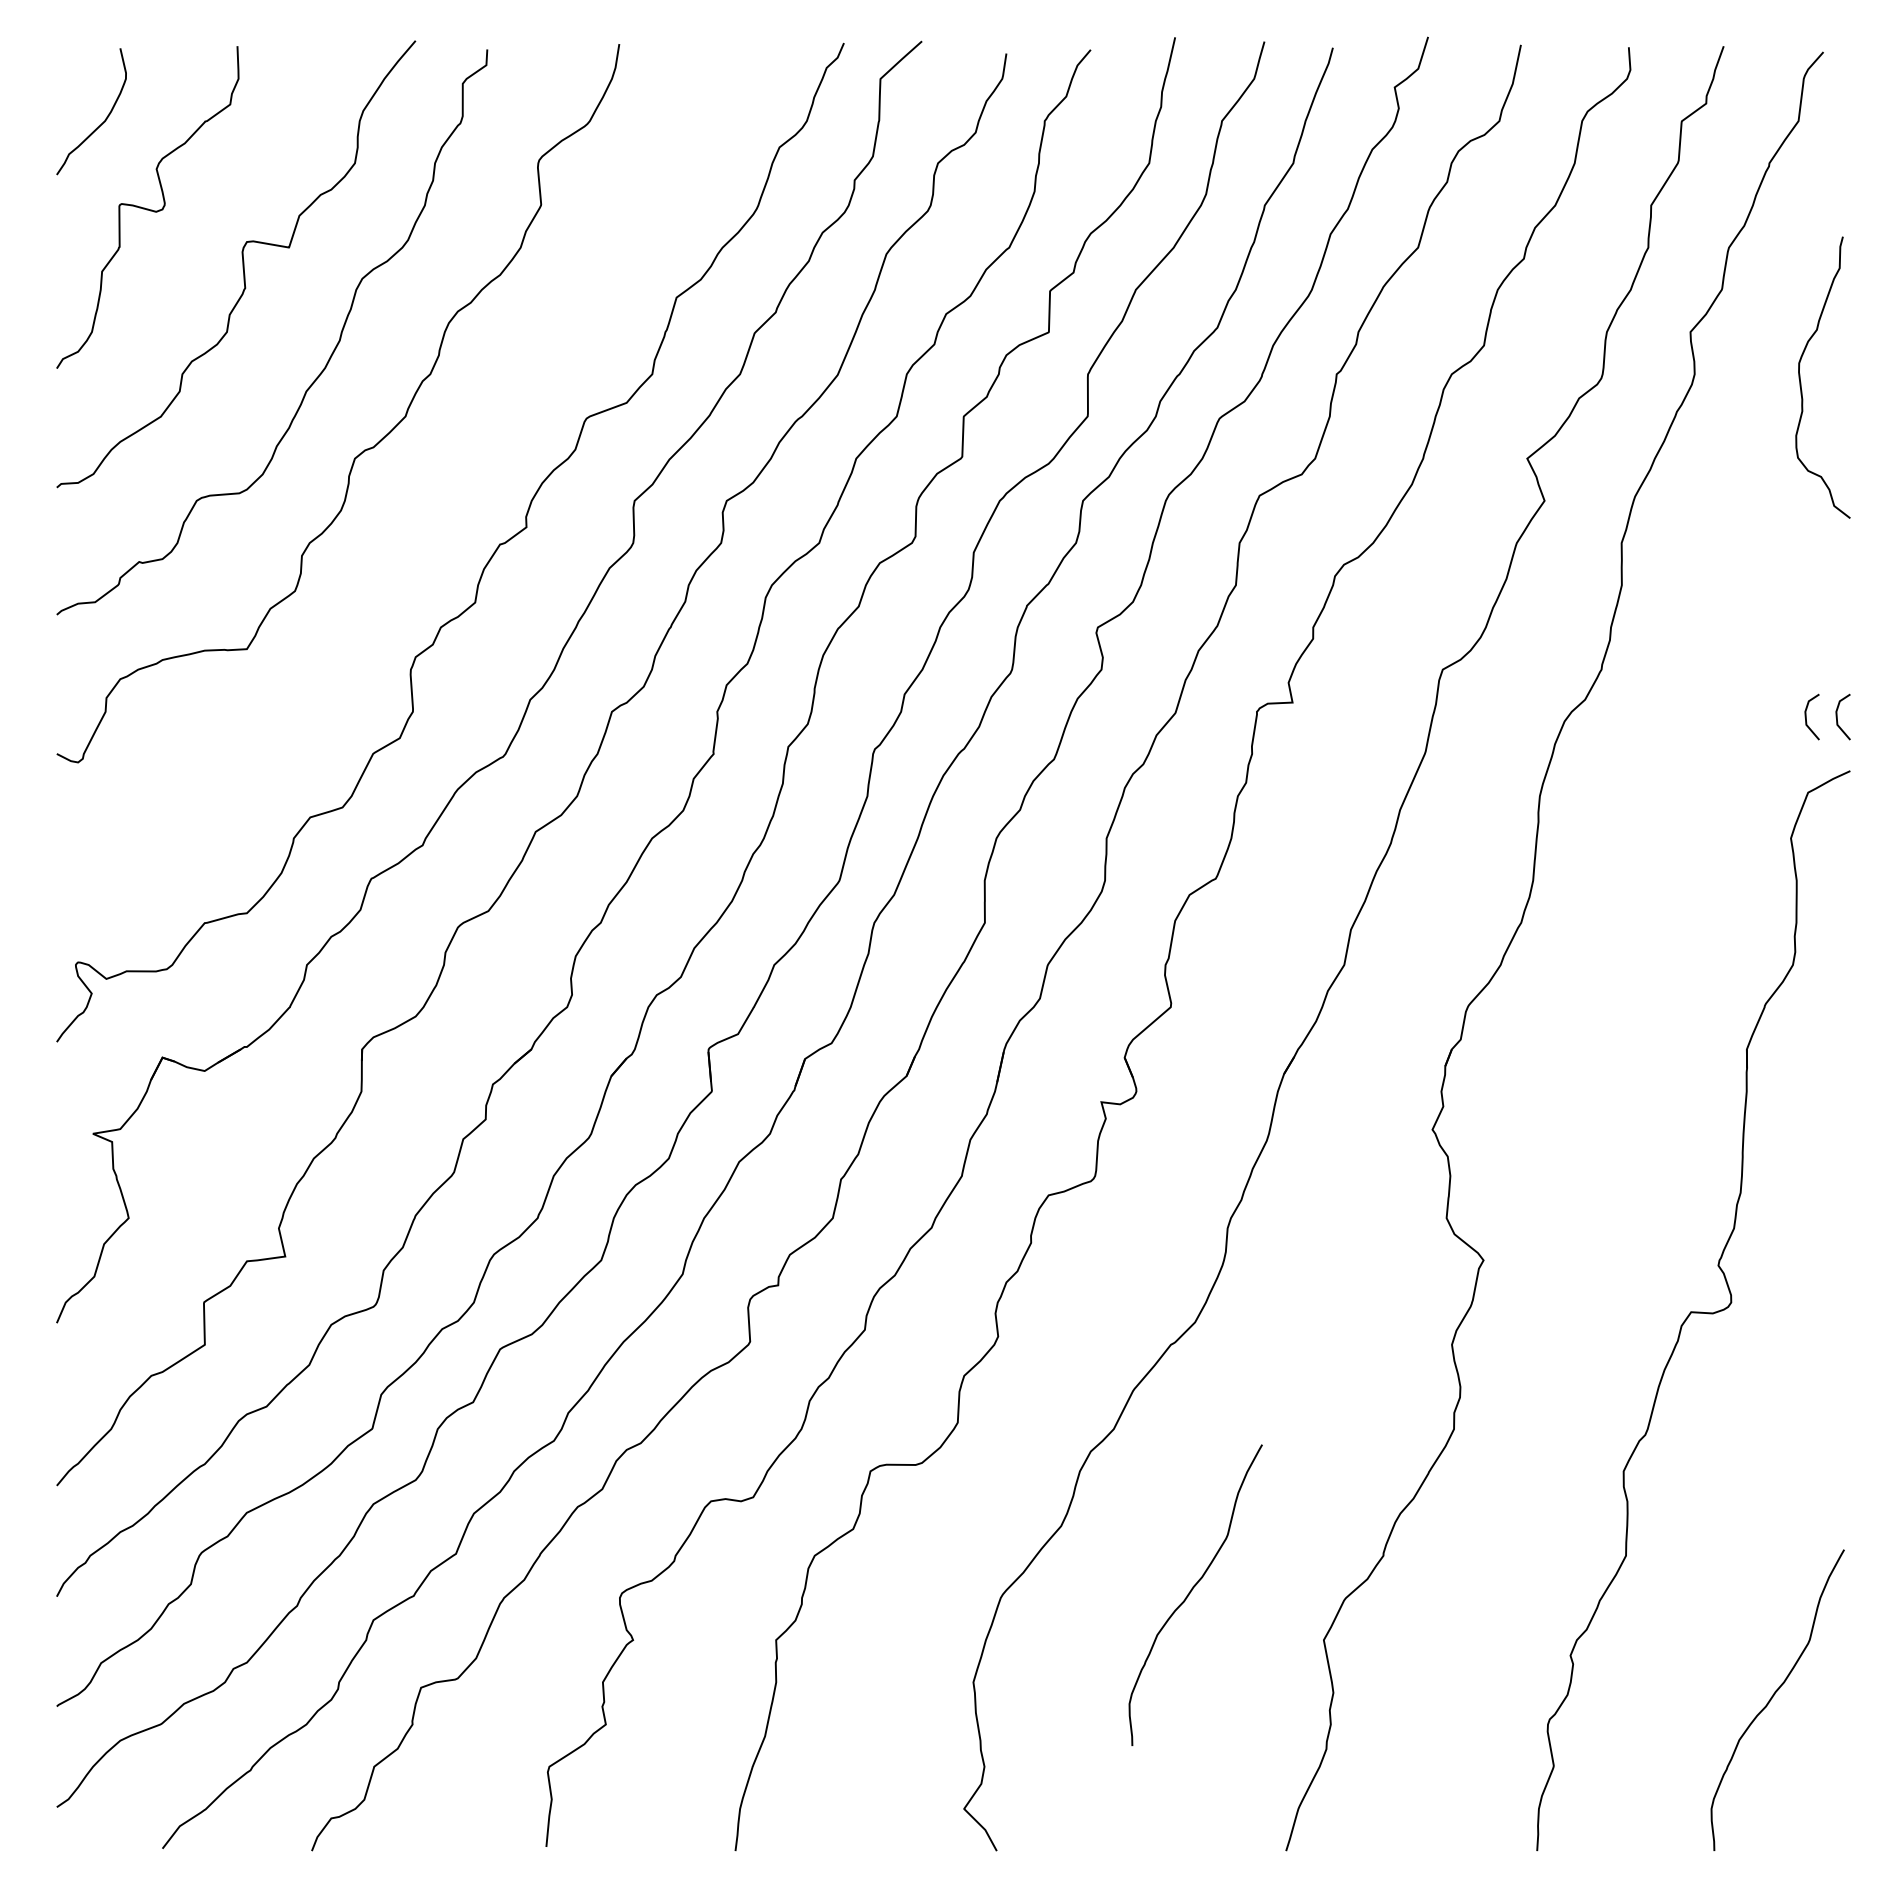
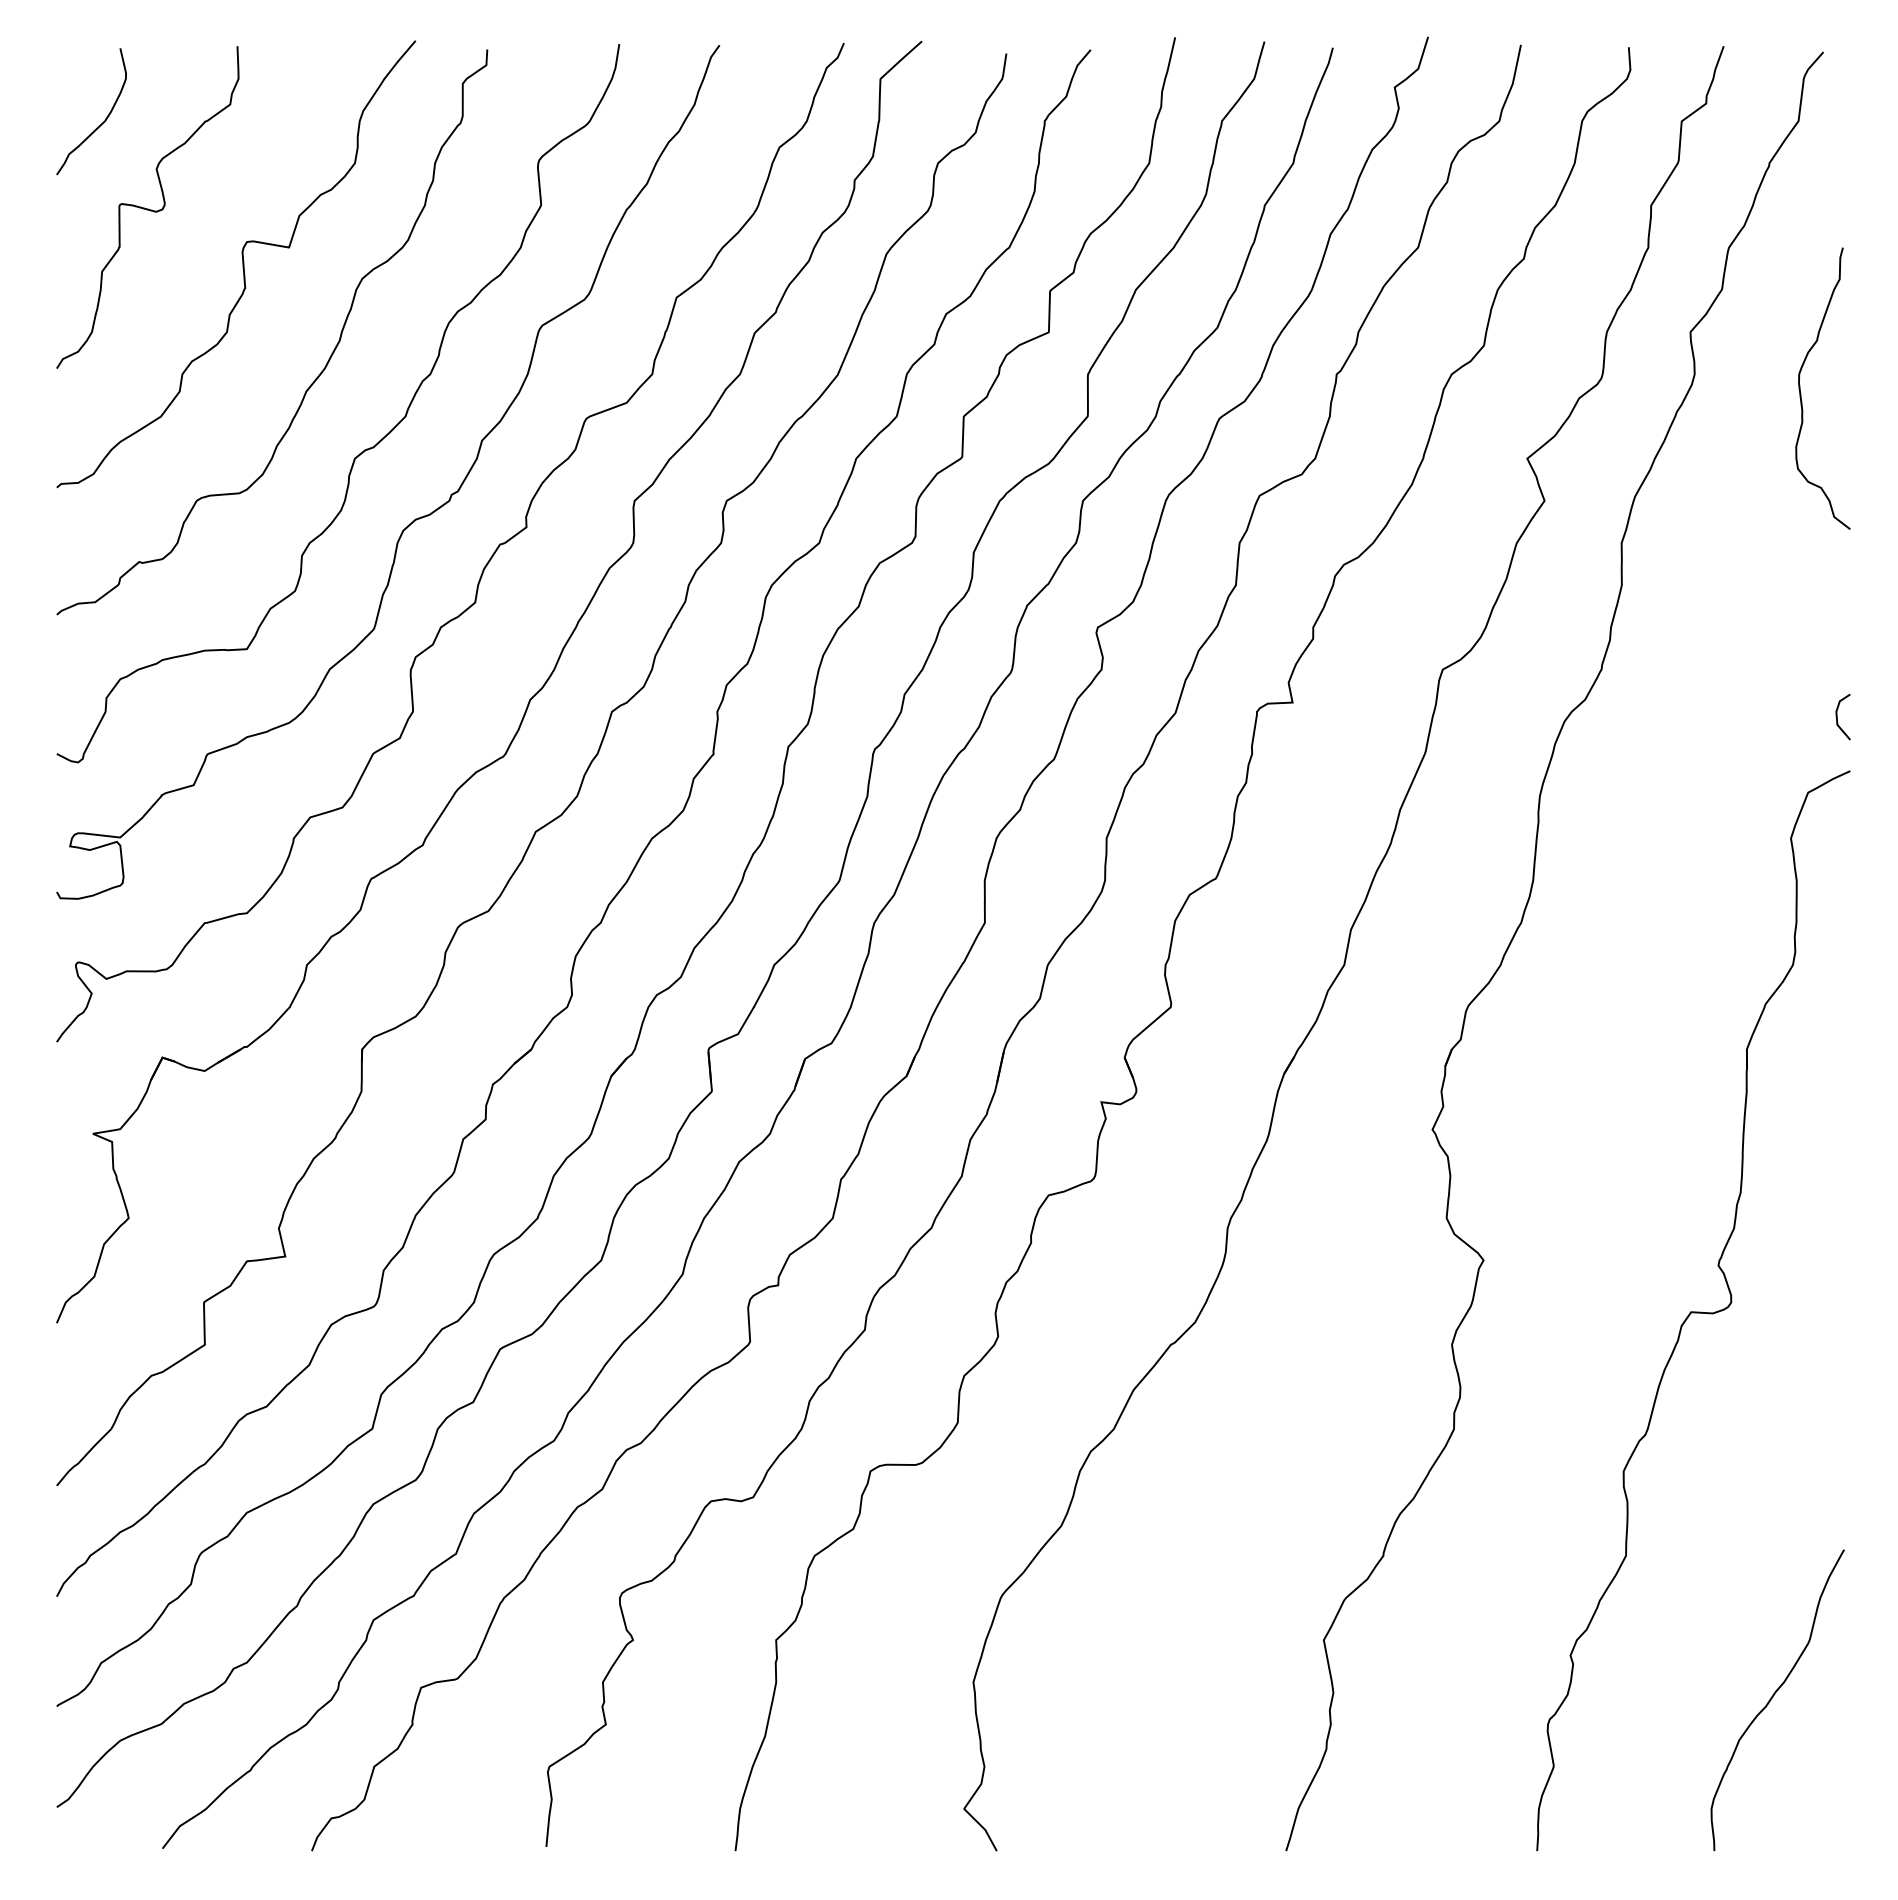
curve position: (1801, 382) -> (1801, 393) (1801, 393)
curve: none -> present (415, 518)
line: present -> none (1806, 716)
curve: present -> none (1191, 1592)
